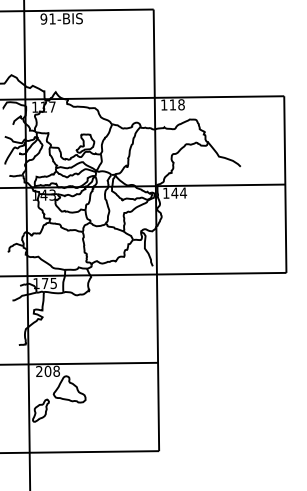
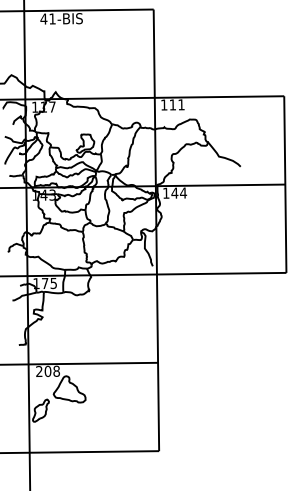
text: 91-BIS -> 41-BIS (43, 18)
text: 118 -> 111 (181, 104)
